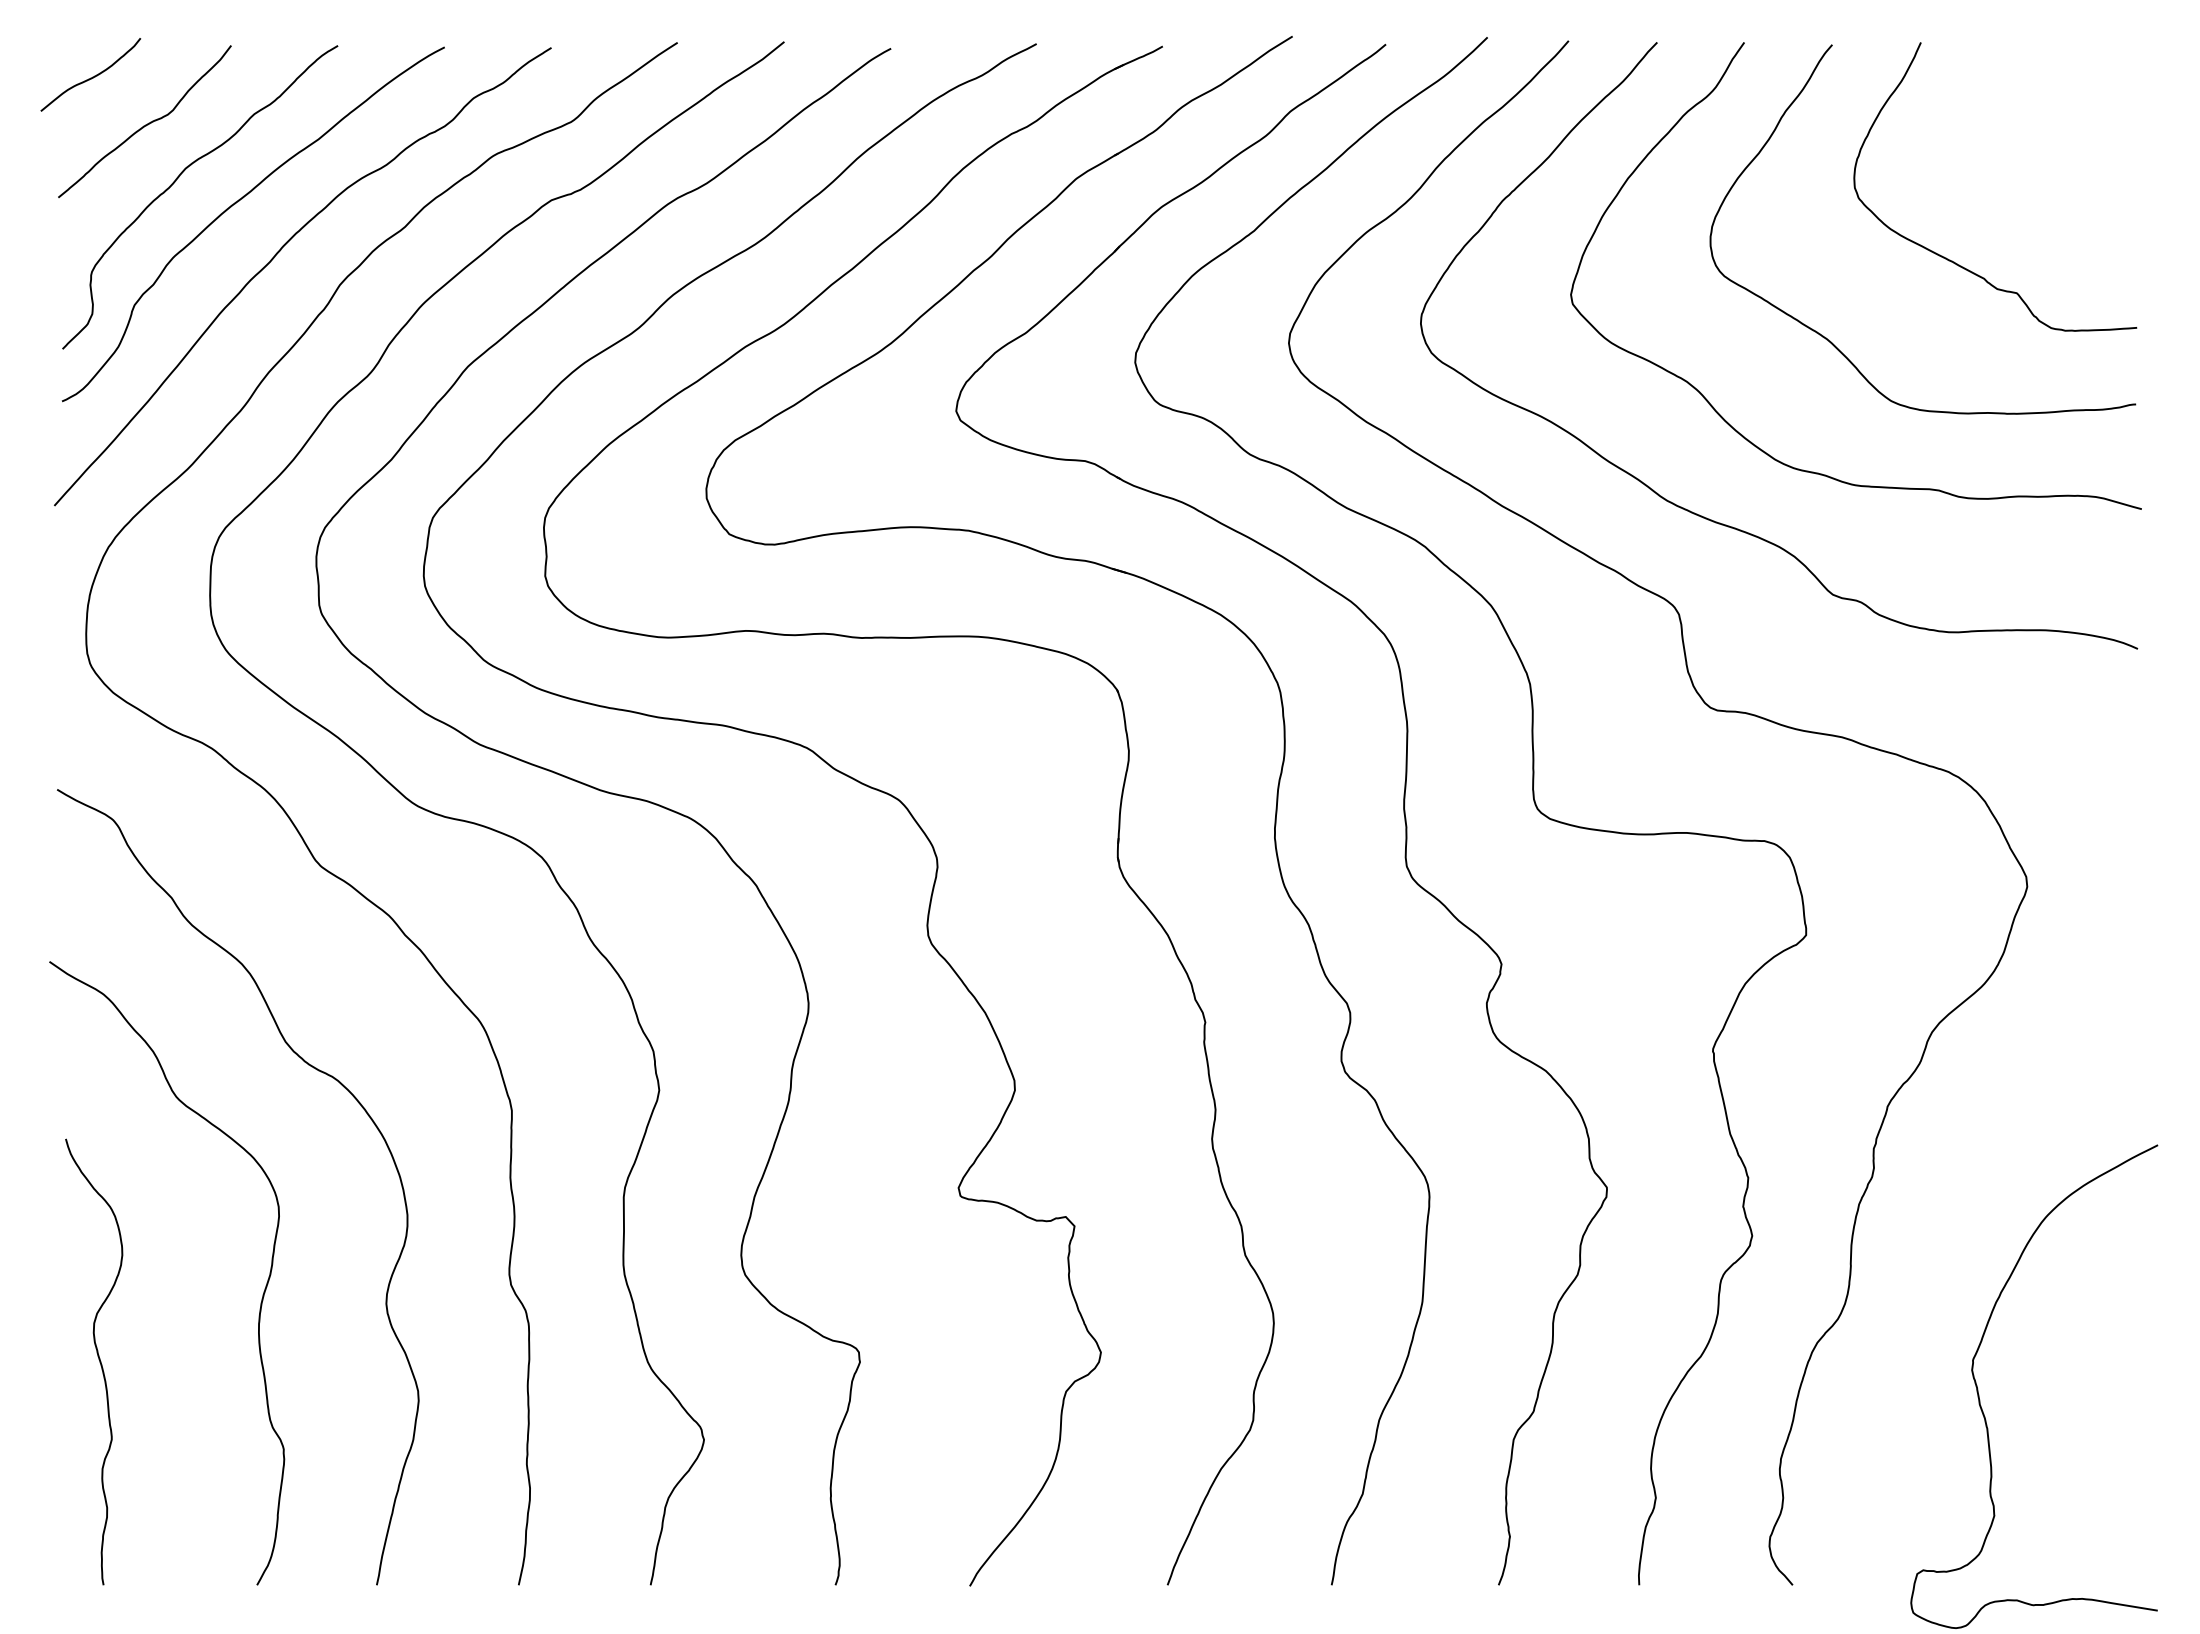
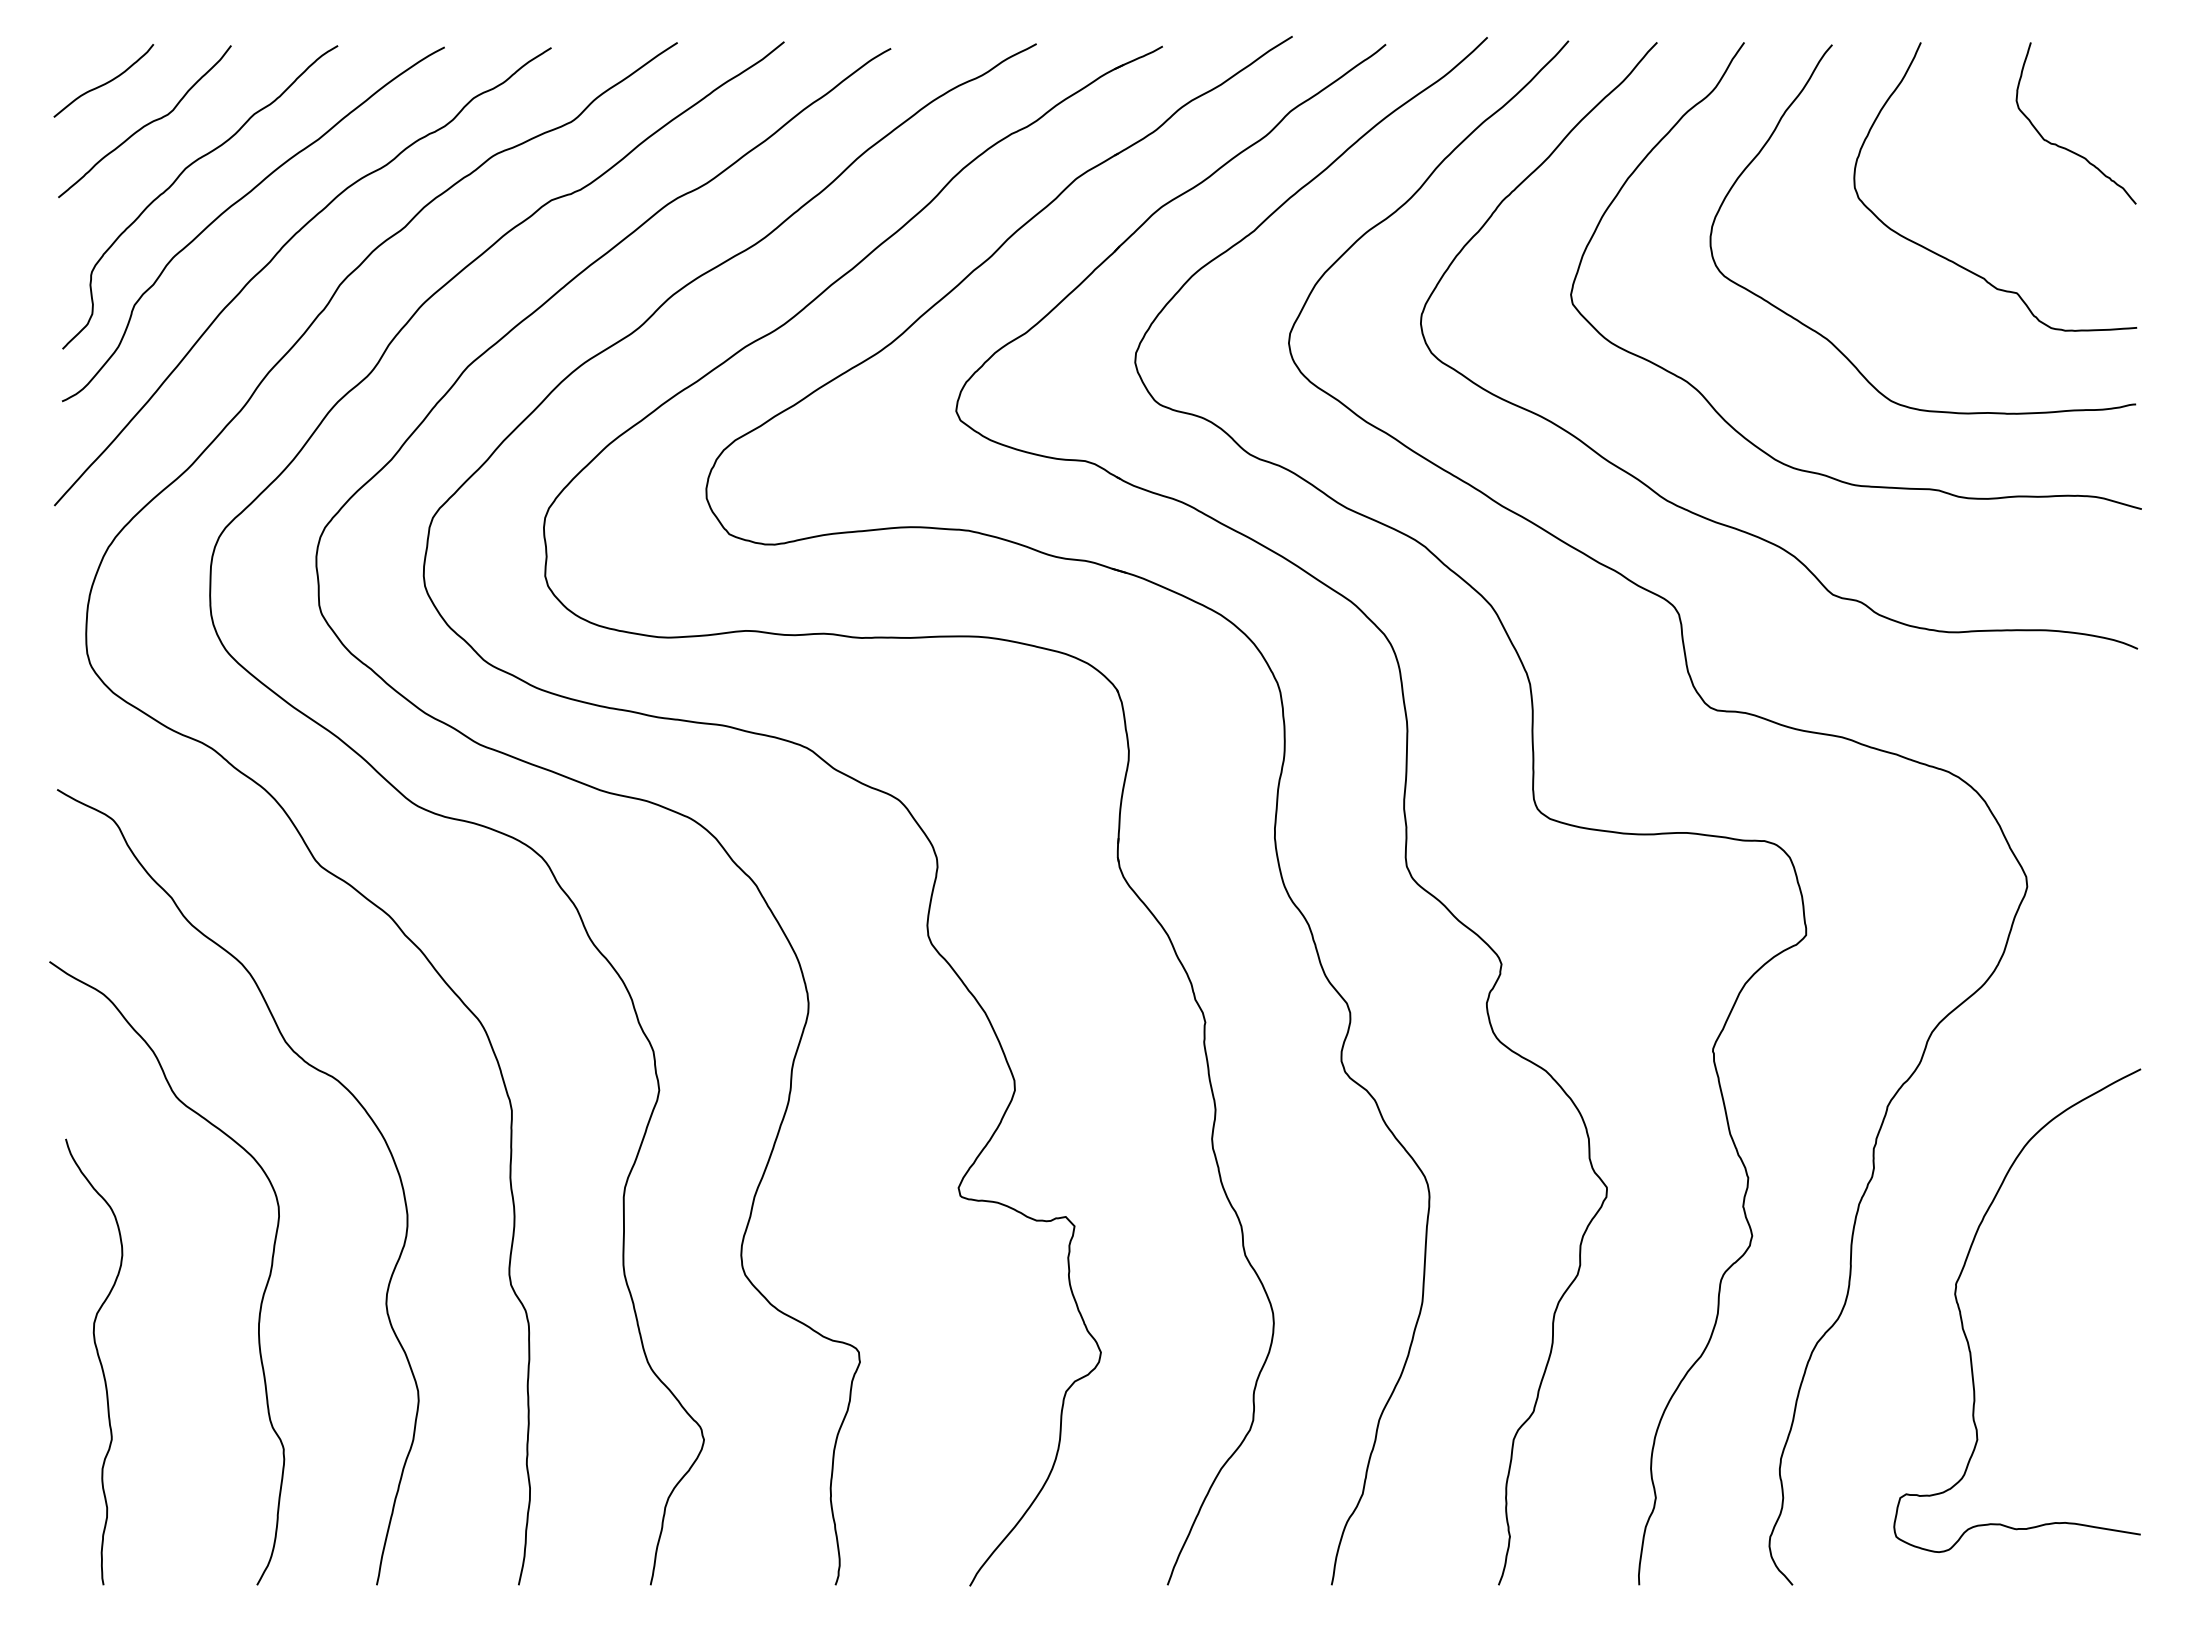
curve position: (92, 76) -> (105, 82) (105, 82)
curve: none -> present (2065, 147)
curve position: (1979, 1394) -> (1962, 1318) (1962, 1318)
